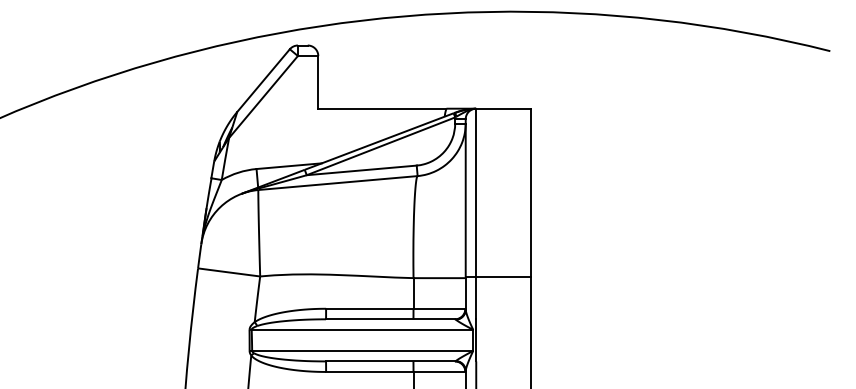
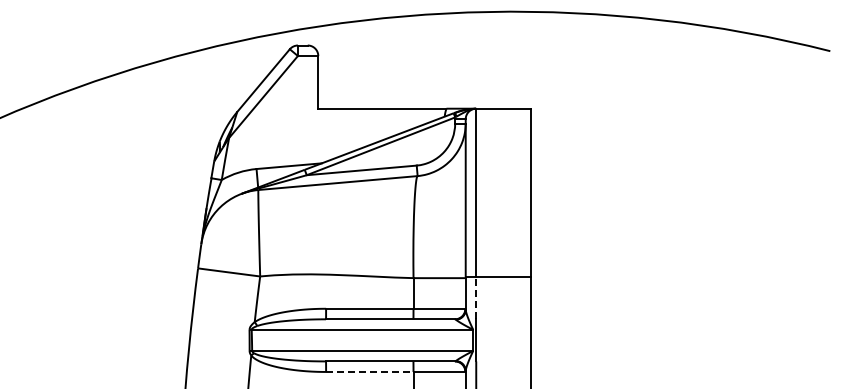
line: solid -> dashed (476, 297)
line: solid -> dashed (369, 371)
